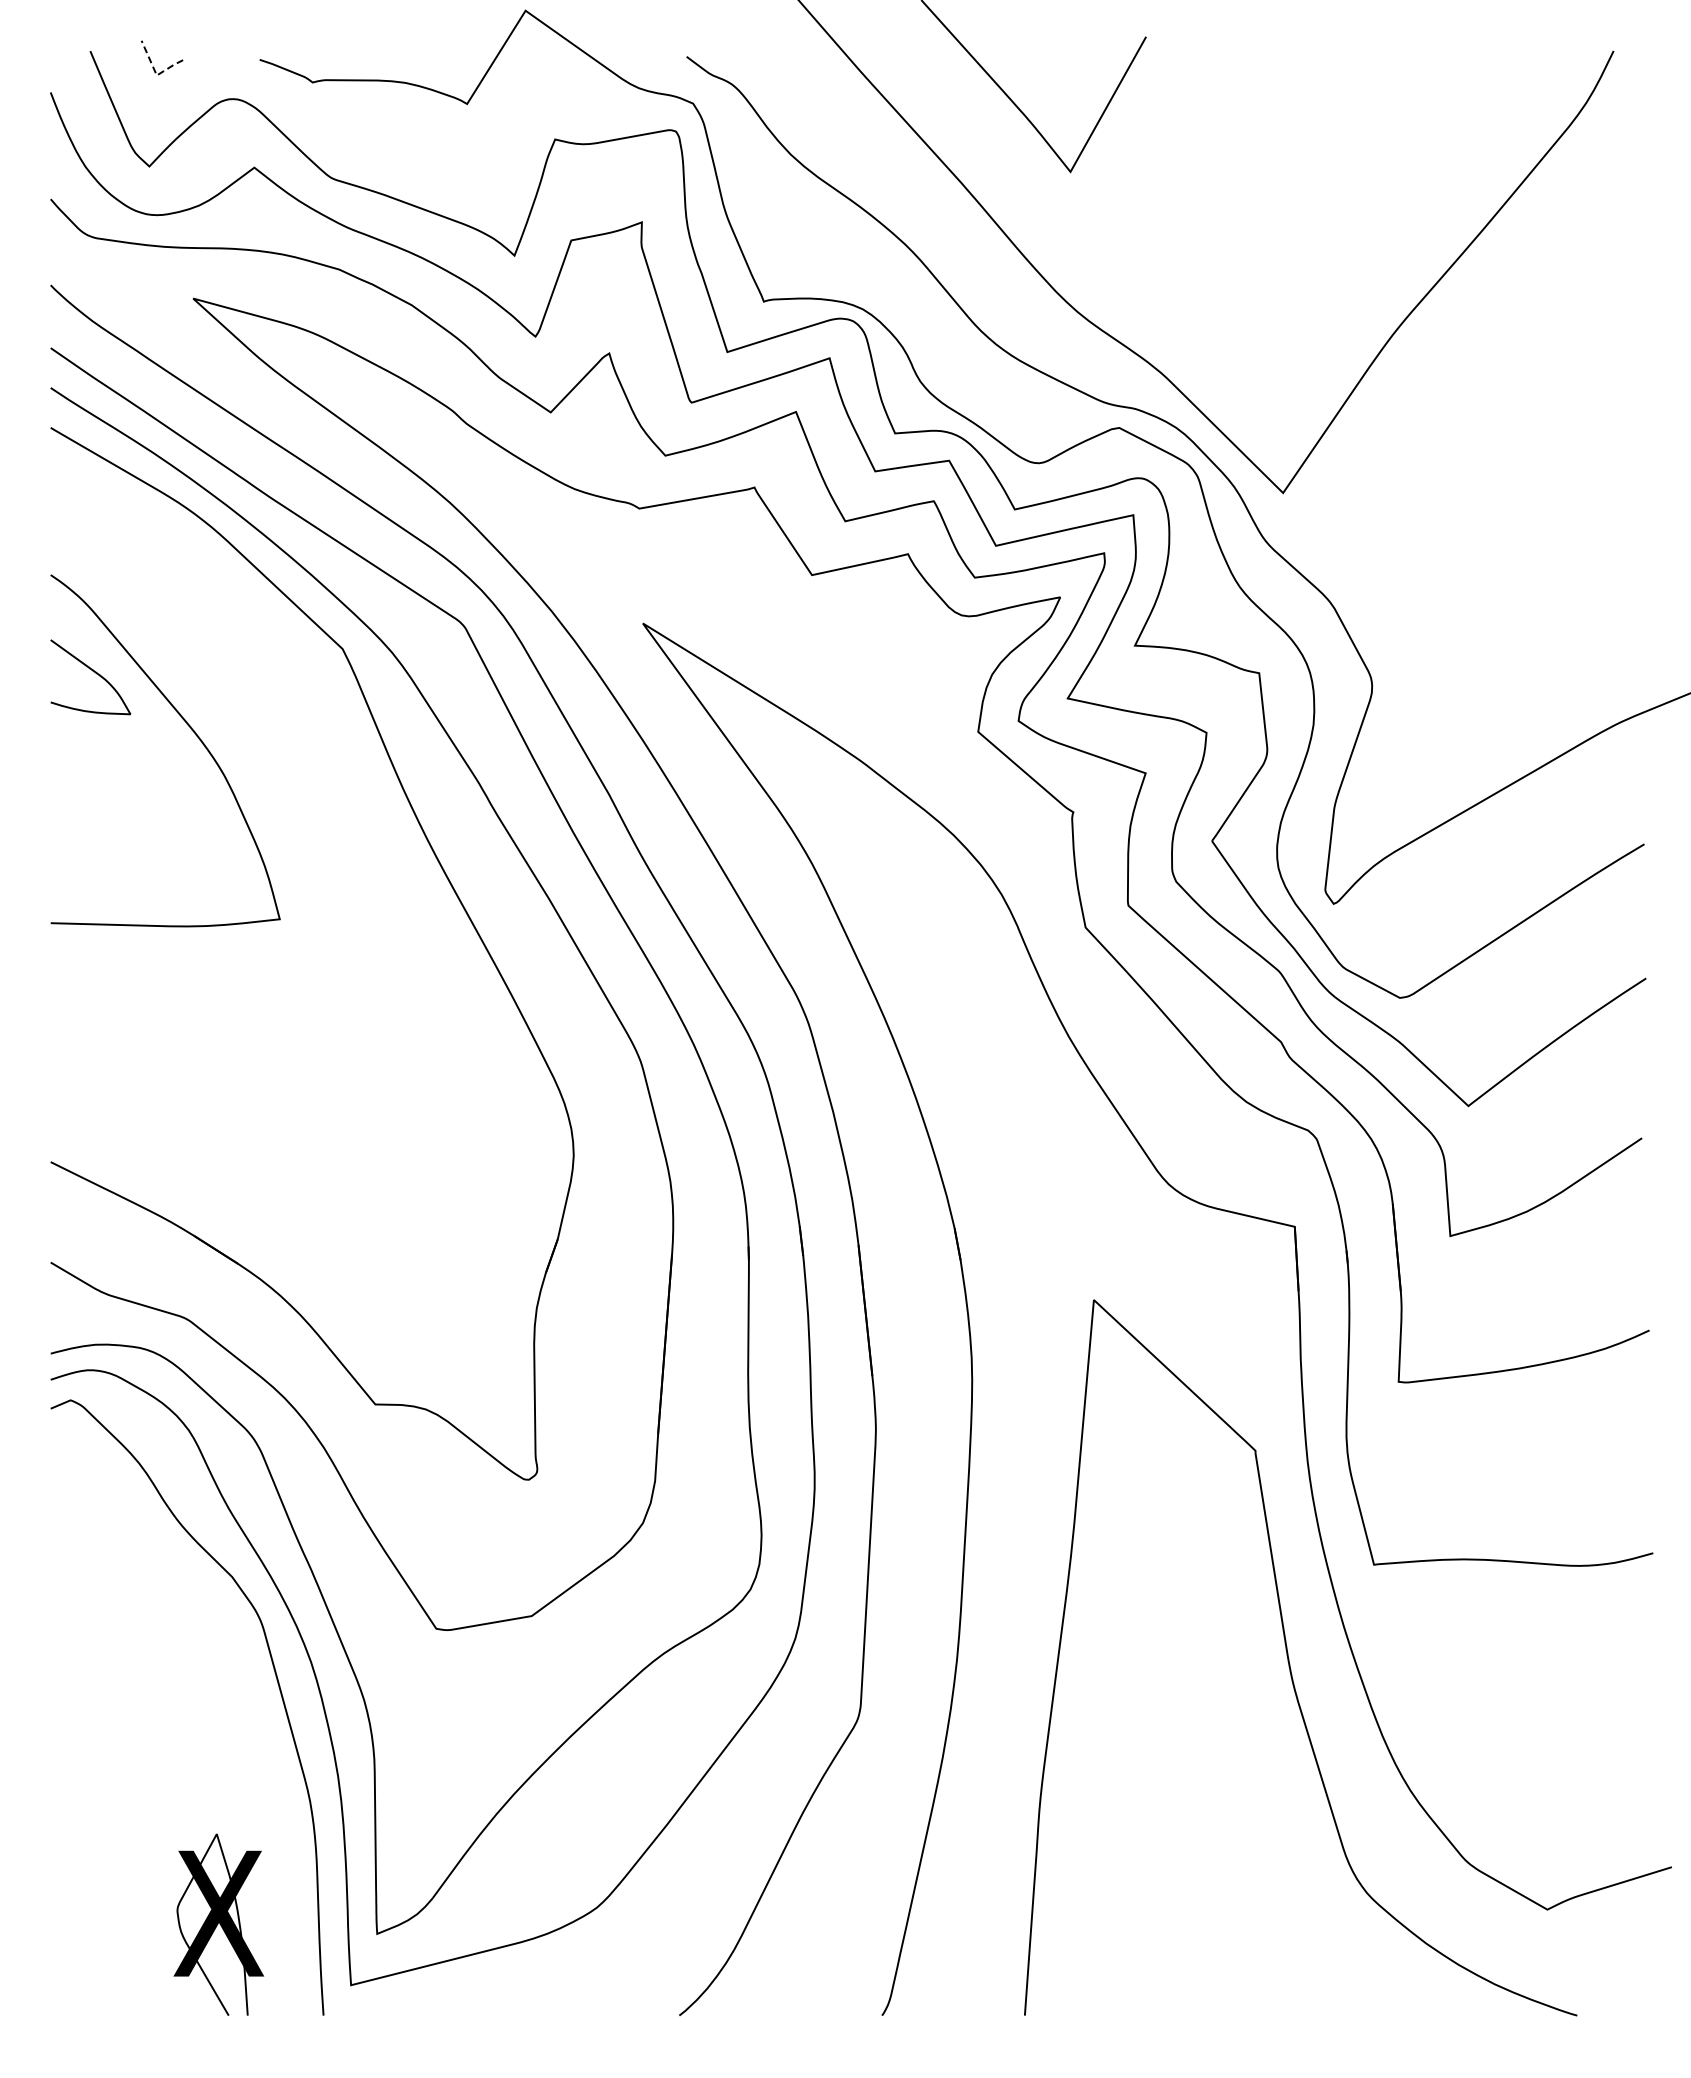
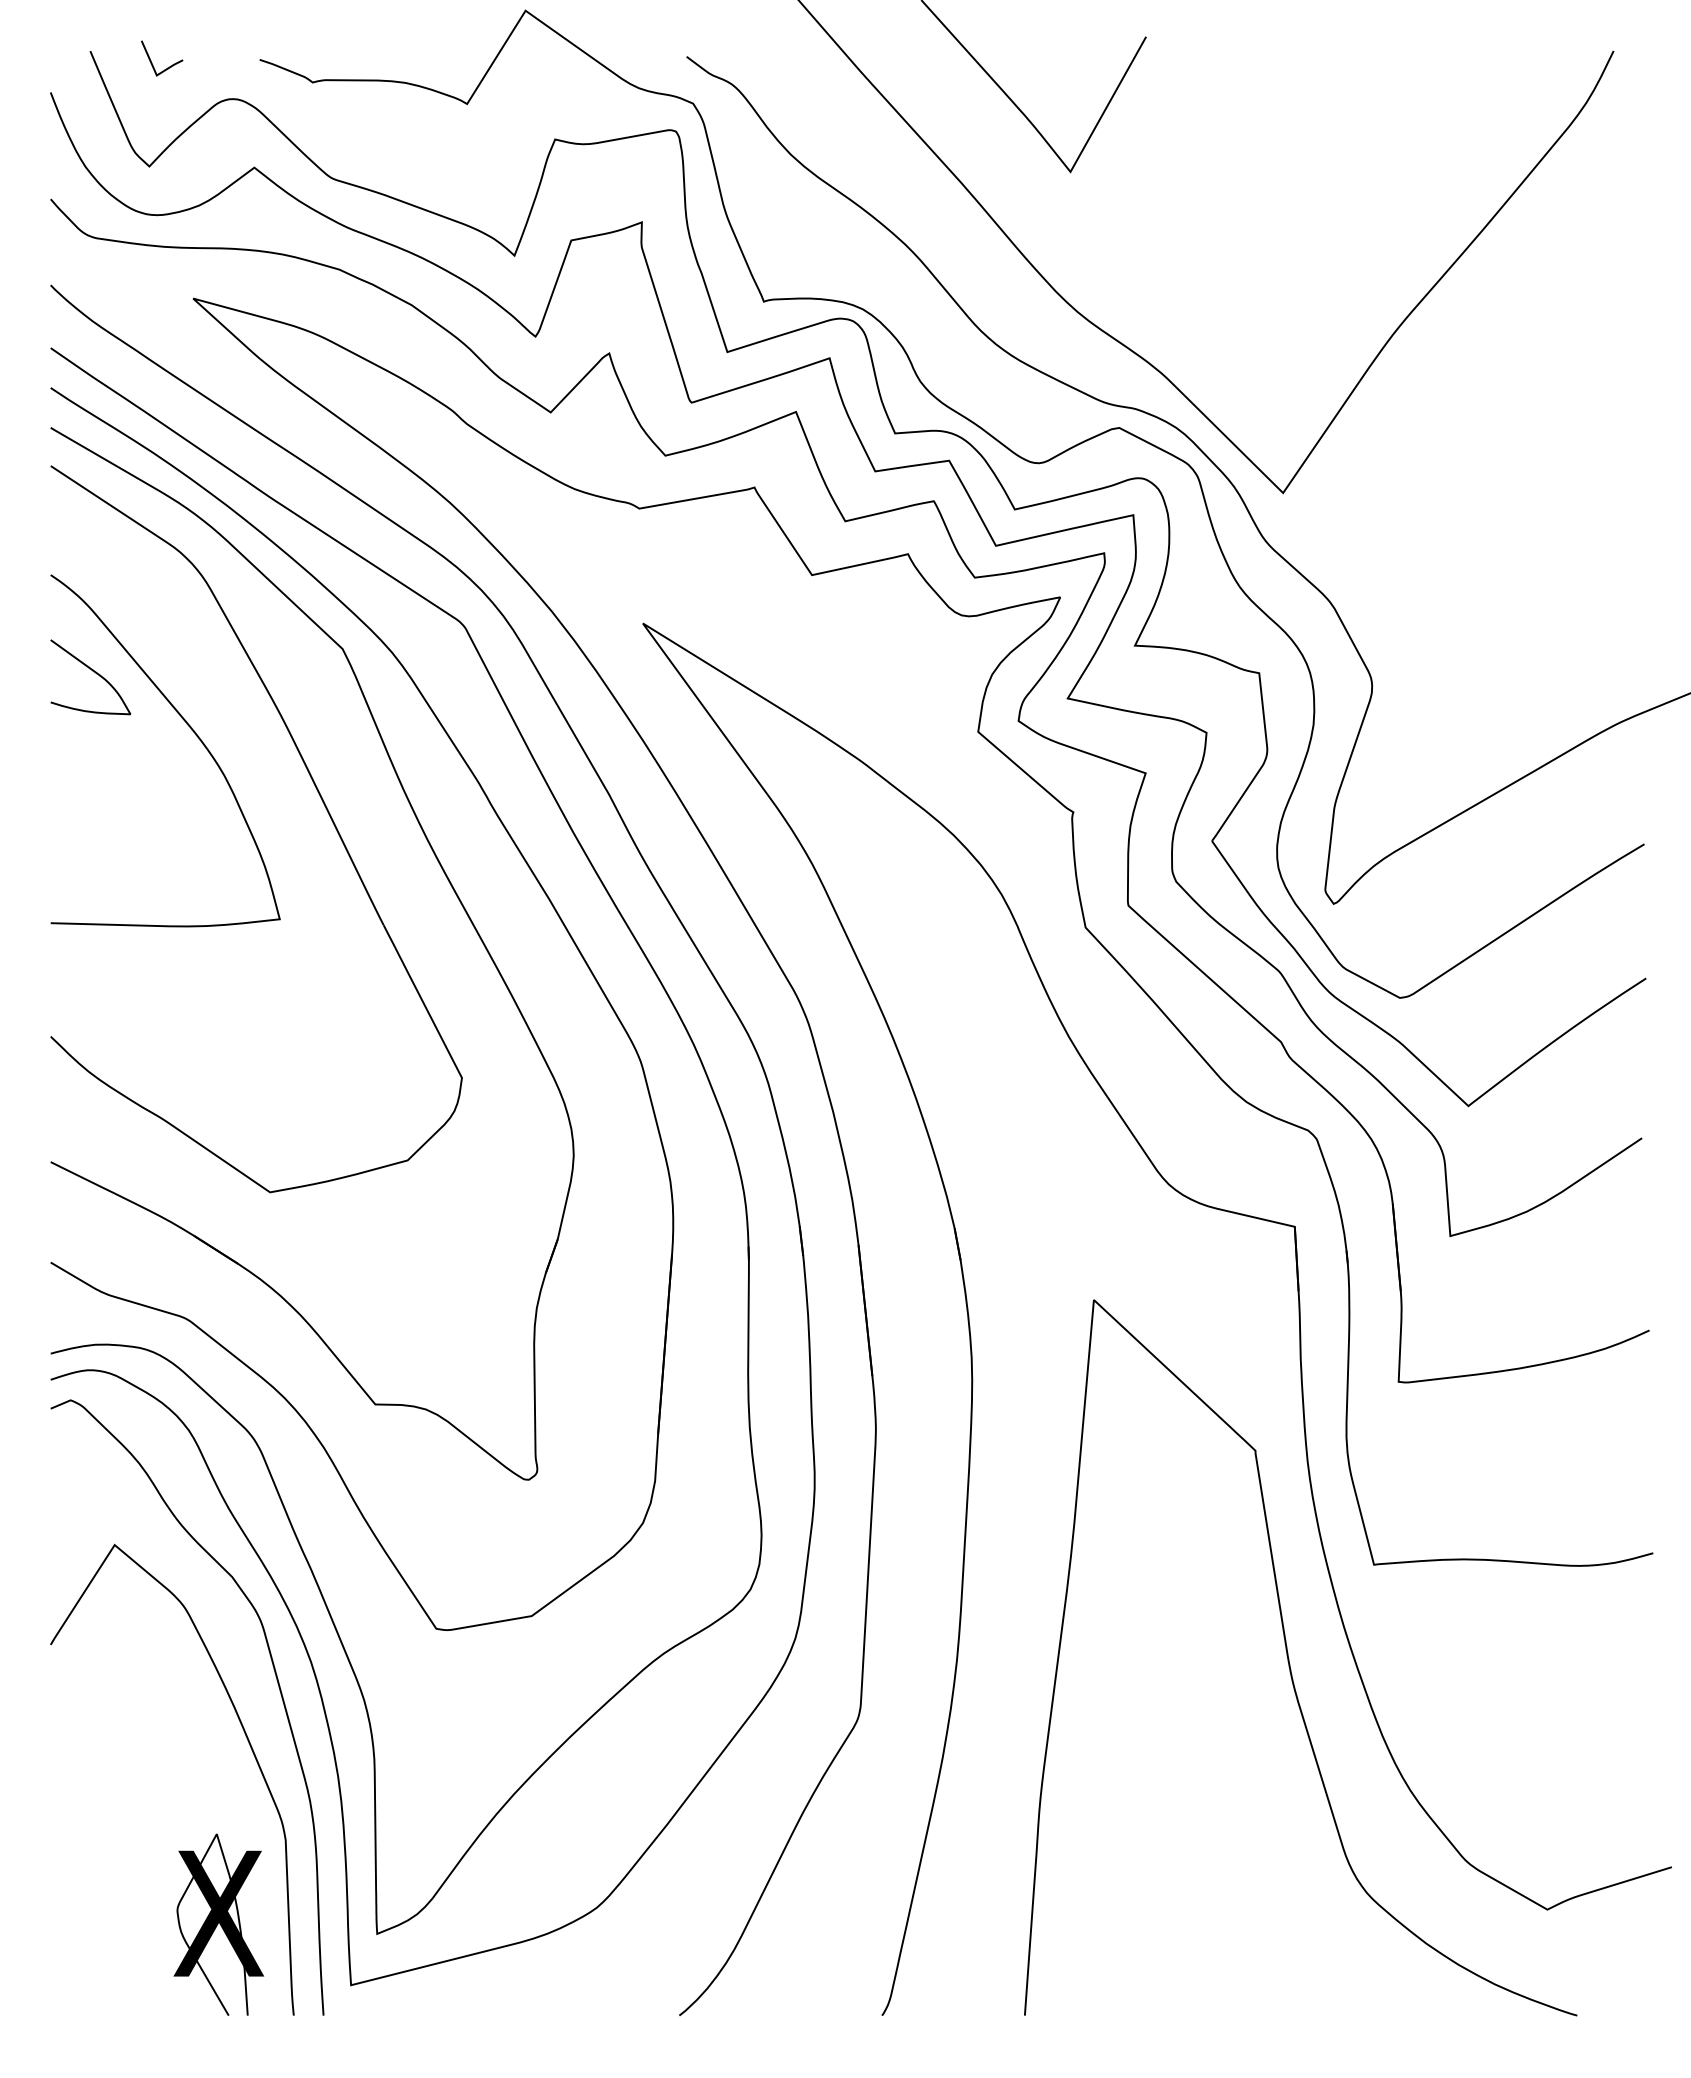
line: dashed -> solid (156, 73)
part: none -> present (320, 798)
curve: none -> present (250, 1748)
